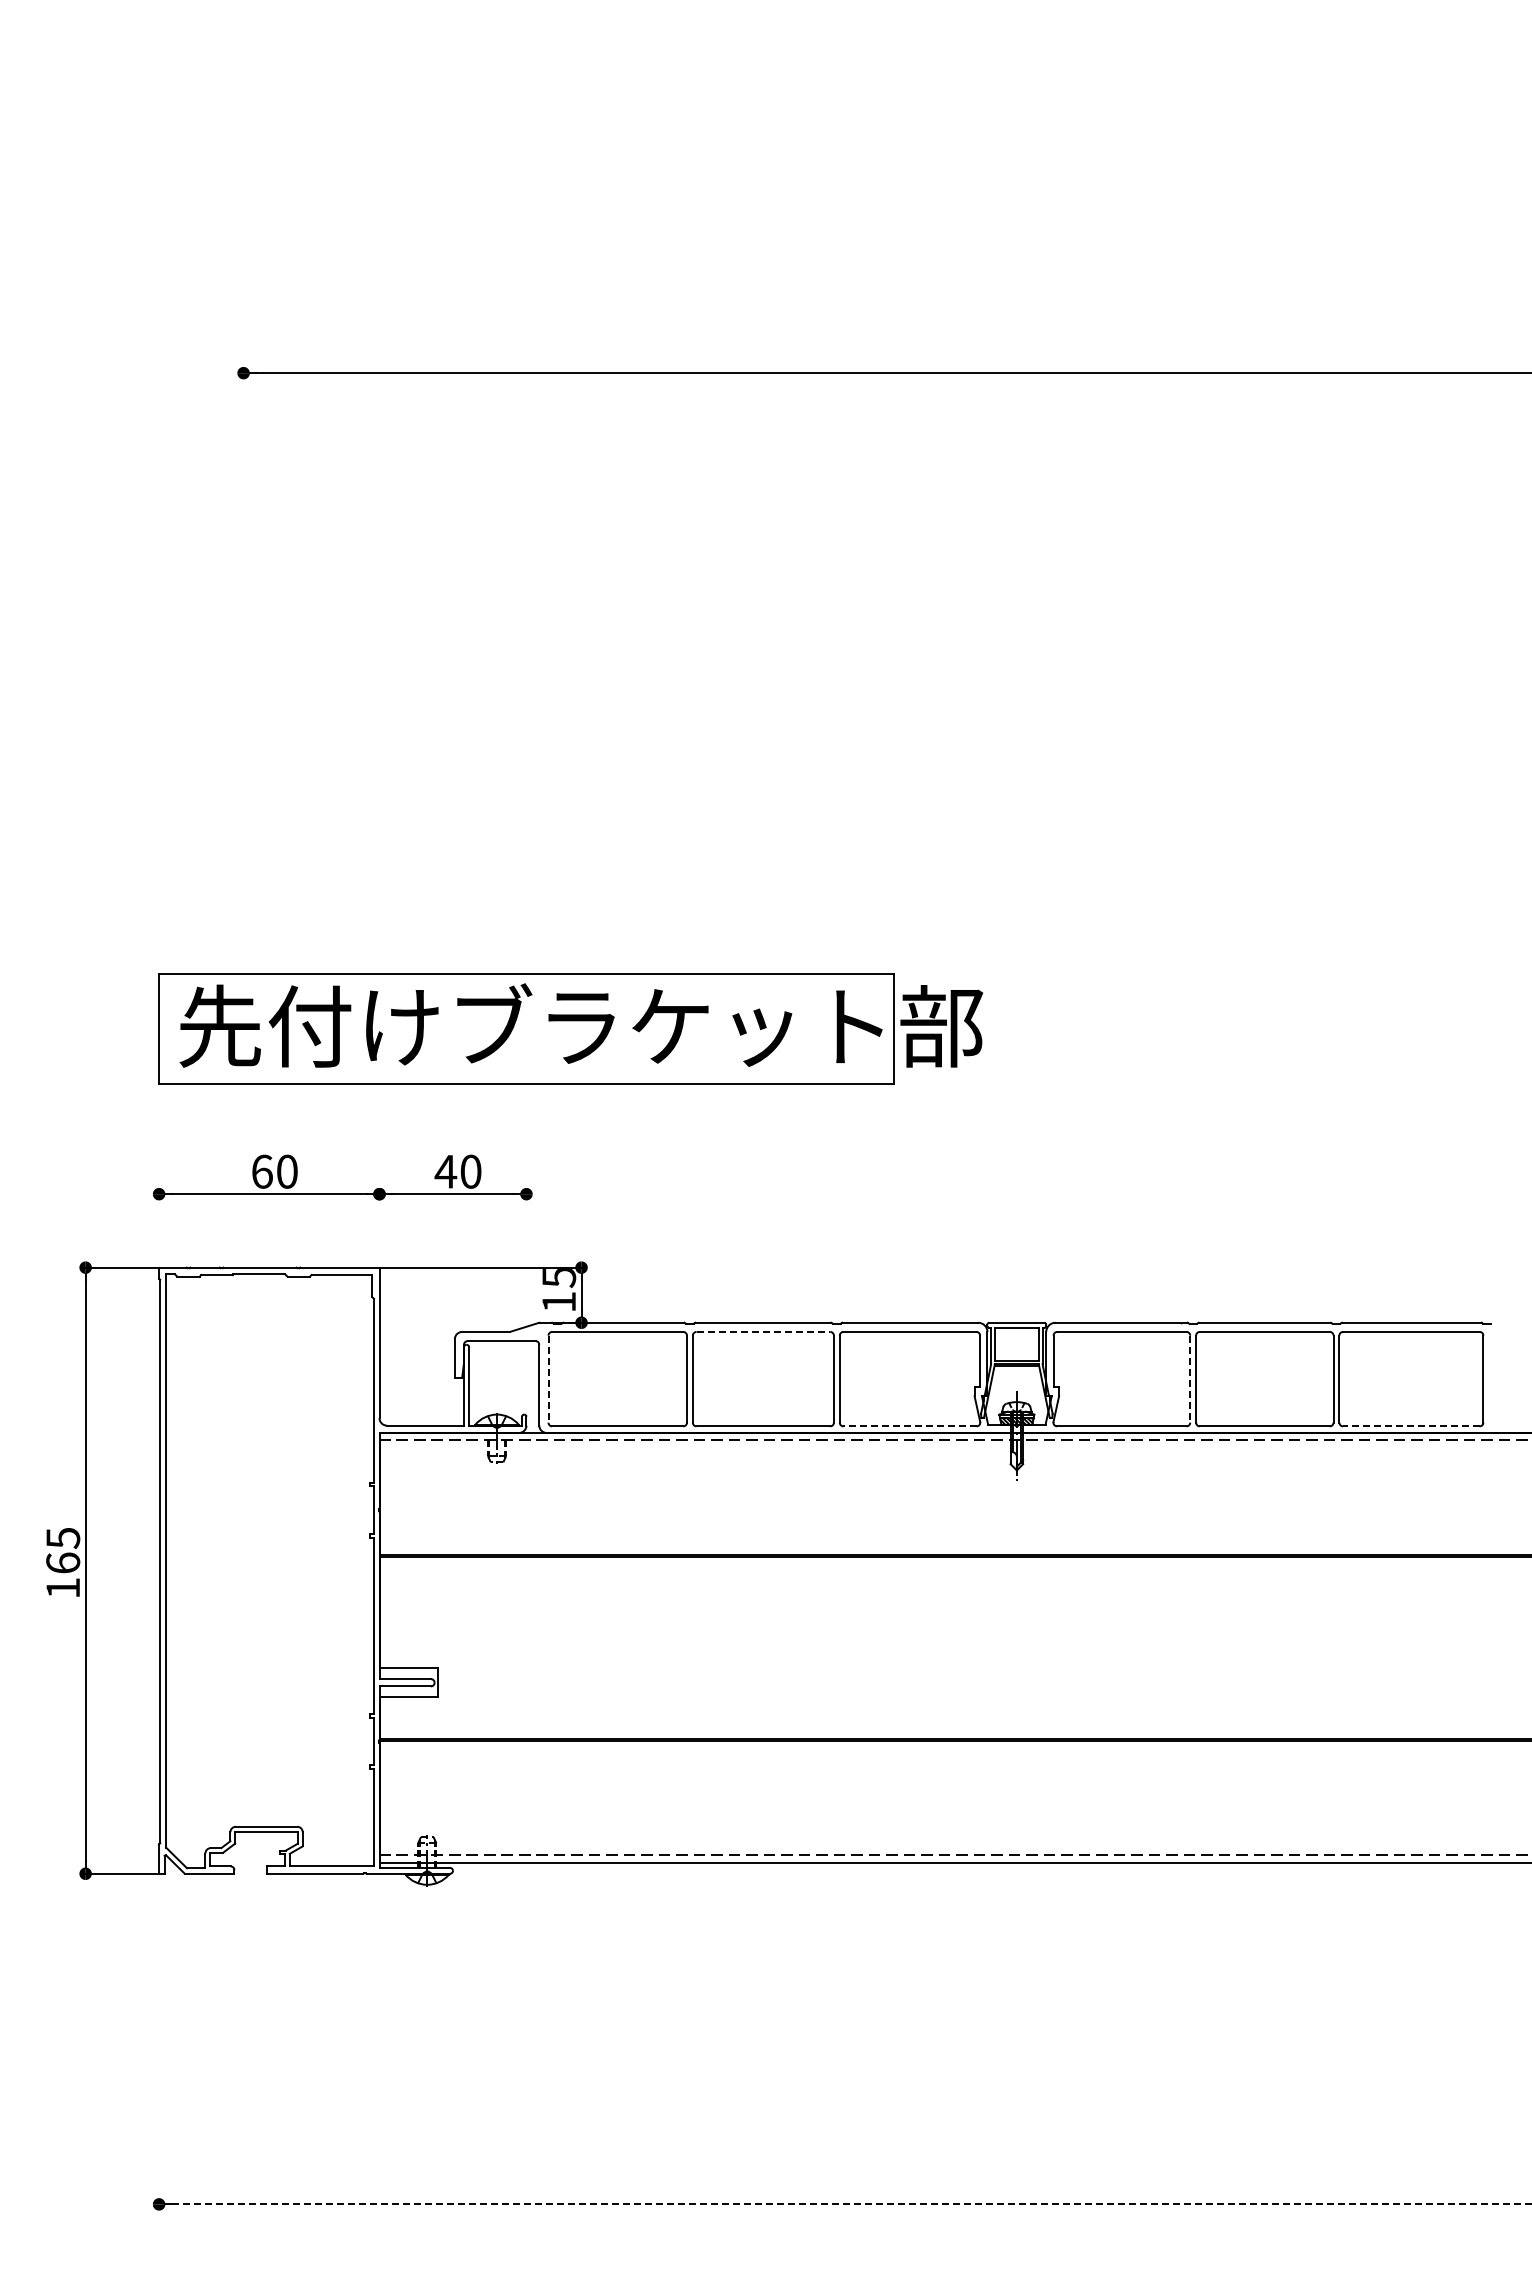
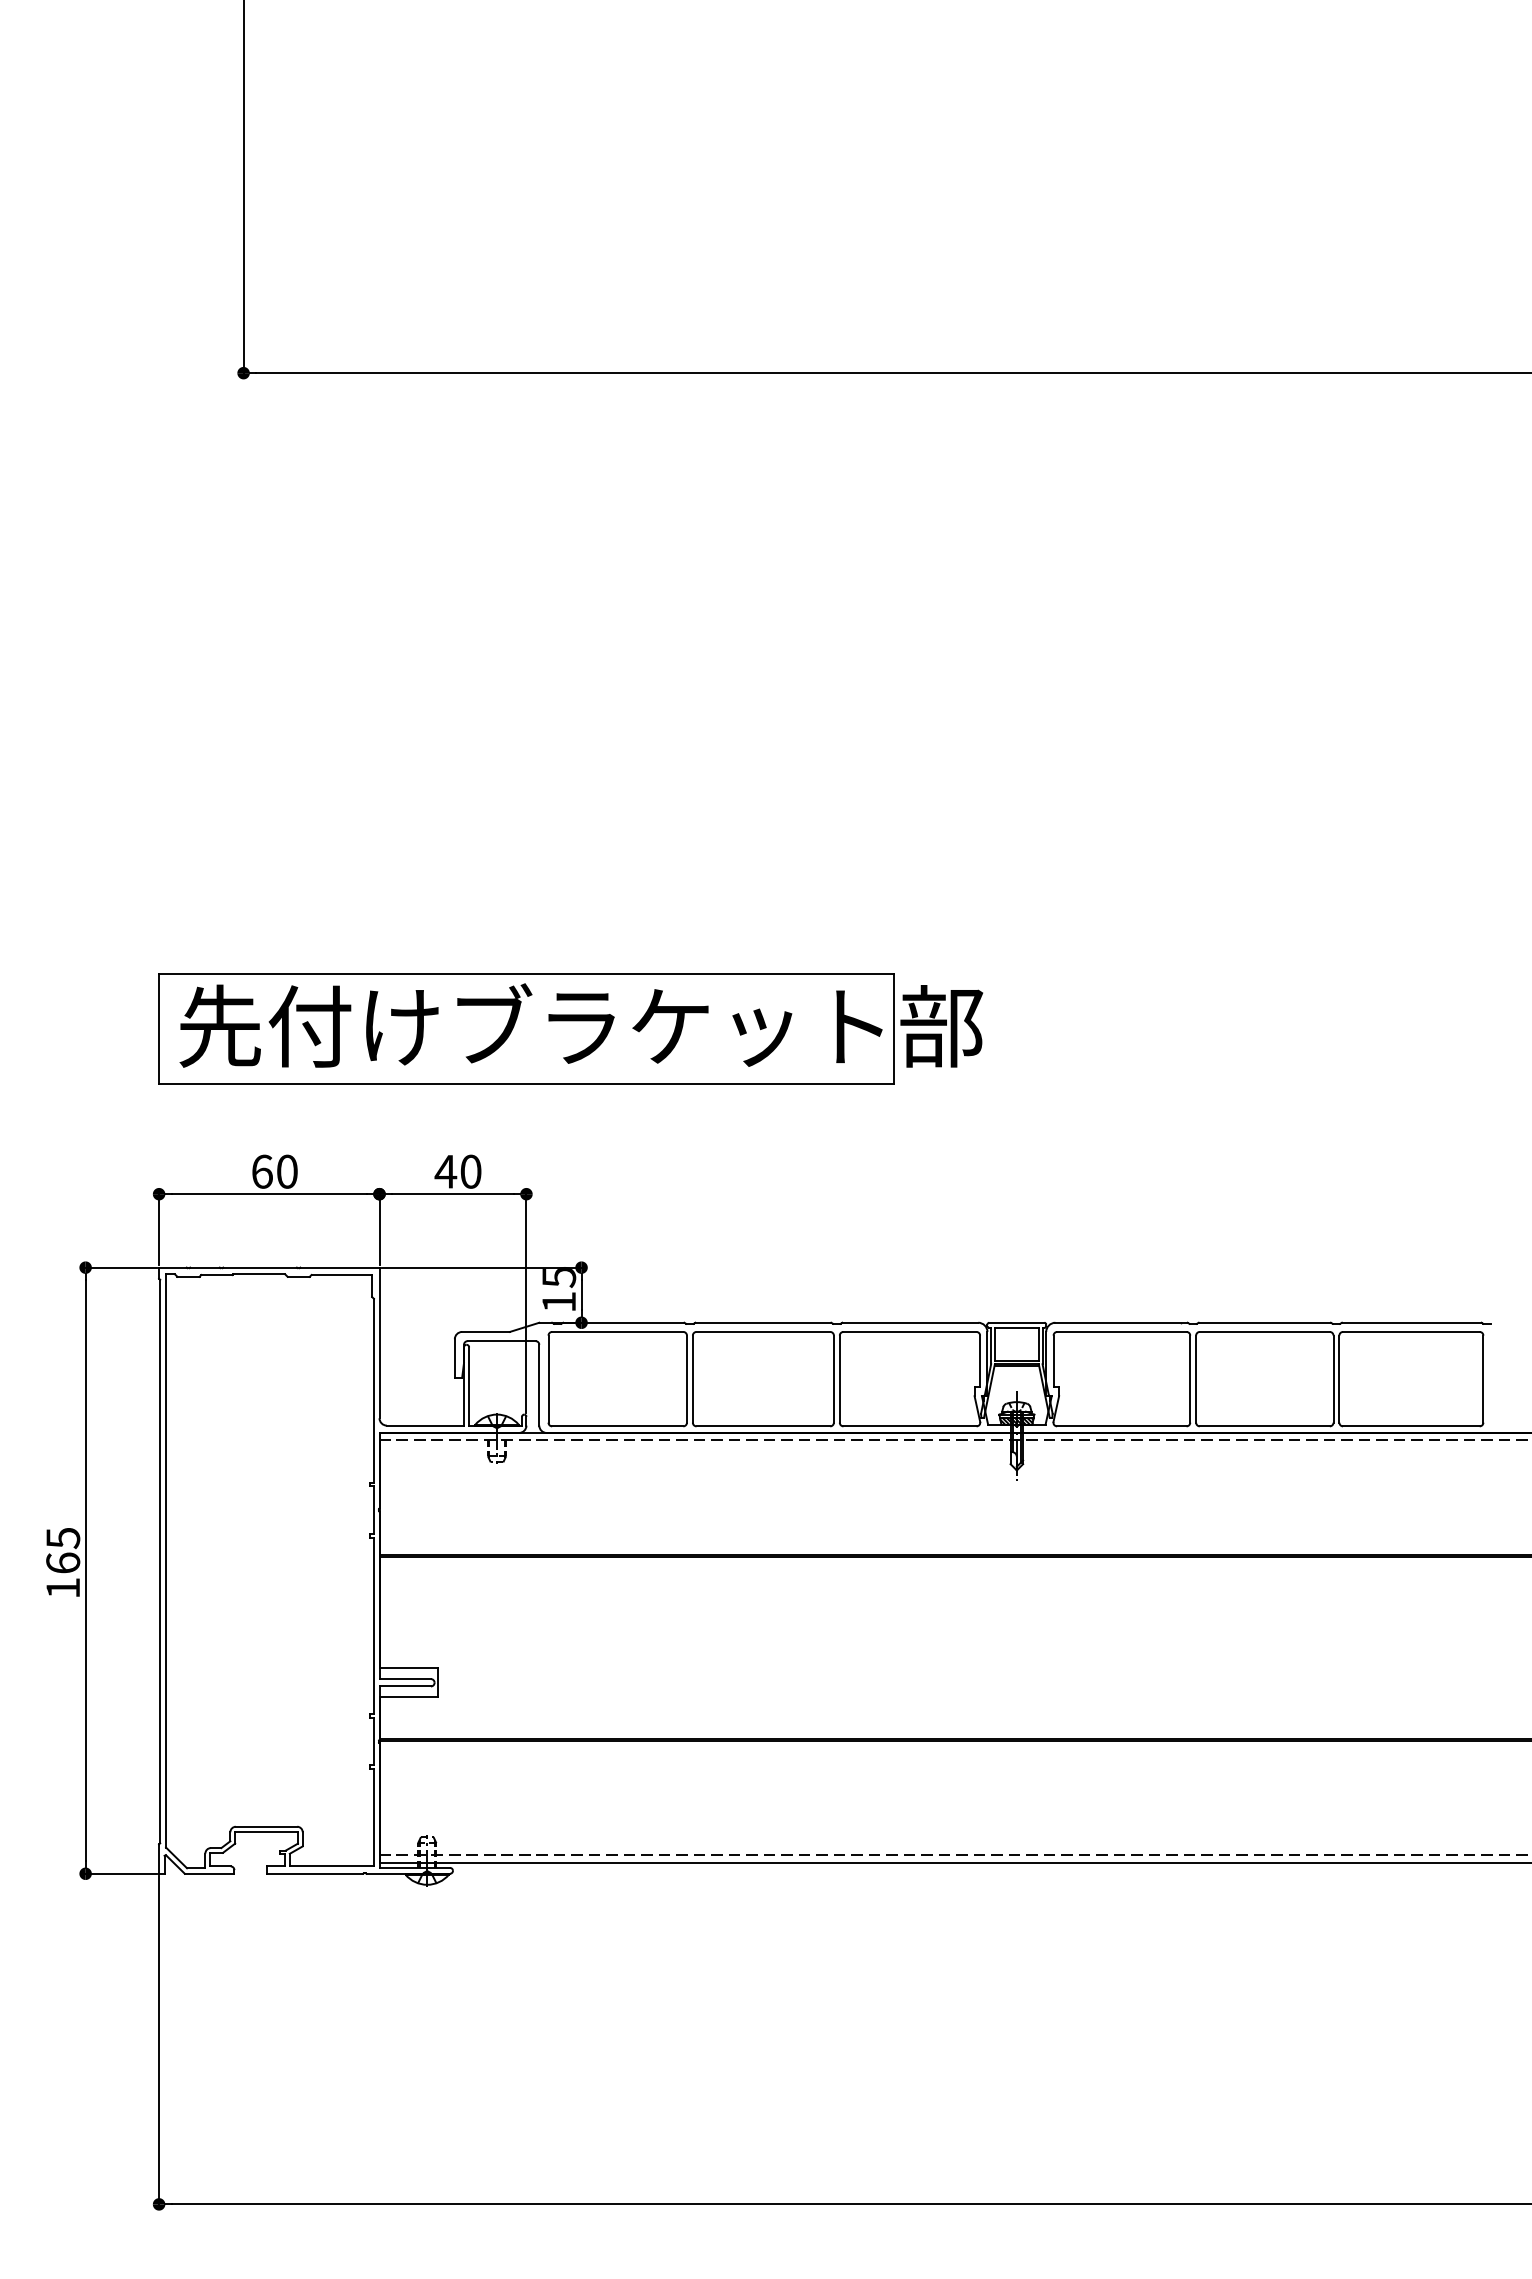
line: none -> present (243, 189)
line: none -> present (159, 1227)
line: none -> present (379, 1227)
line: none -> present (526, 1301)
line: dashed -> solid (763, 1331)
line: dashed -> solid (548, 1379)
line: dashed -> solid (1190, 1379)
line: dashed -> solid (910, 1426)
line: dashed -> solid (1410, 1426)
line: none -> present (159, 2042)
line: dashed -> solid (851, 2204)
